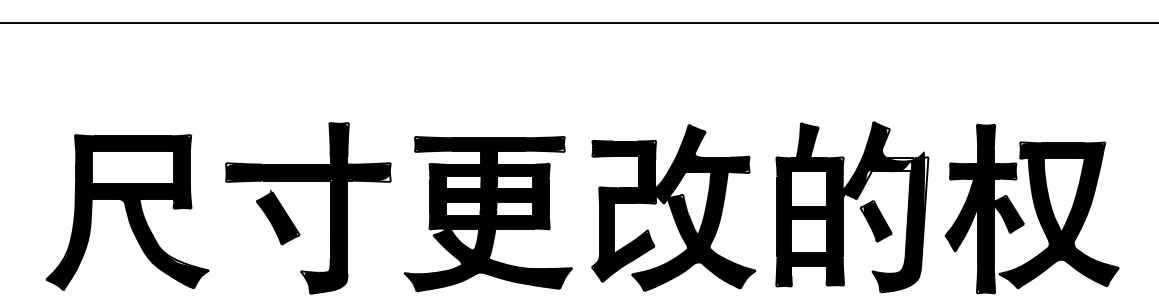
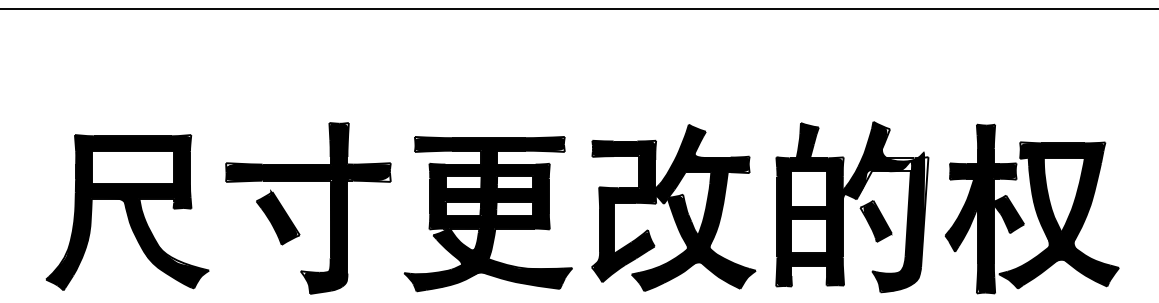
line position: (578, 23) -> (578, 9) (578, 9)
